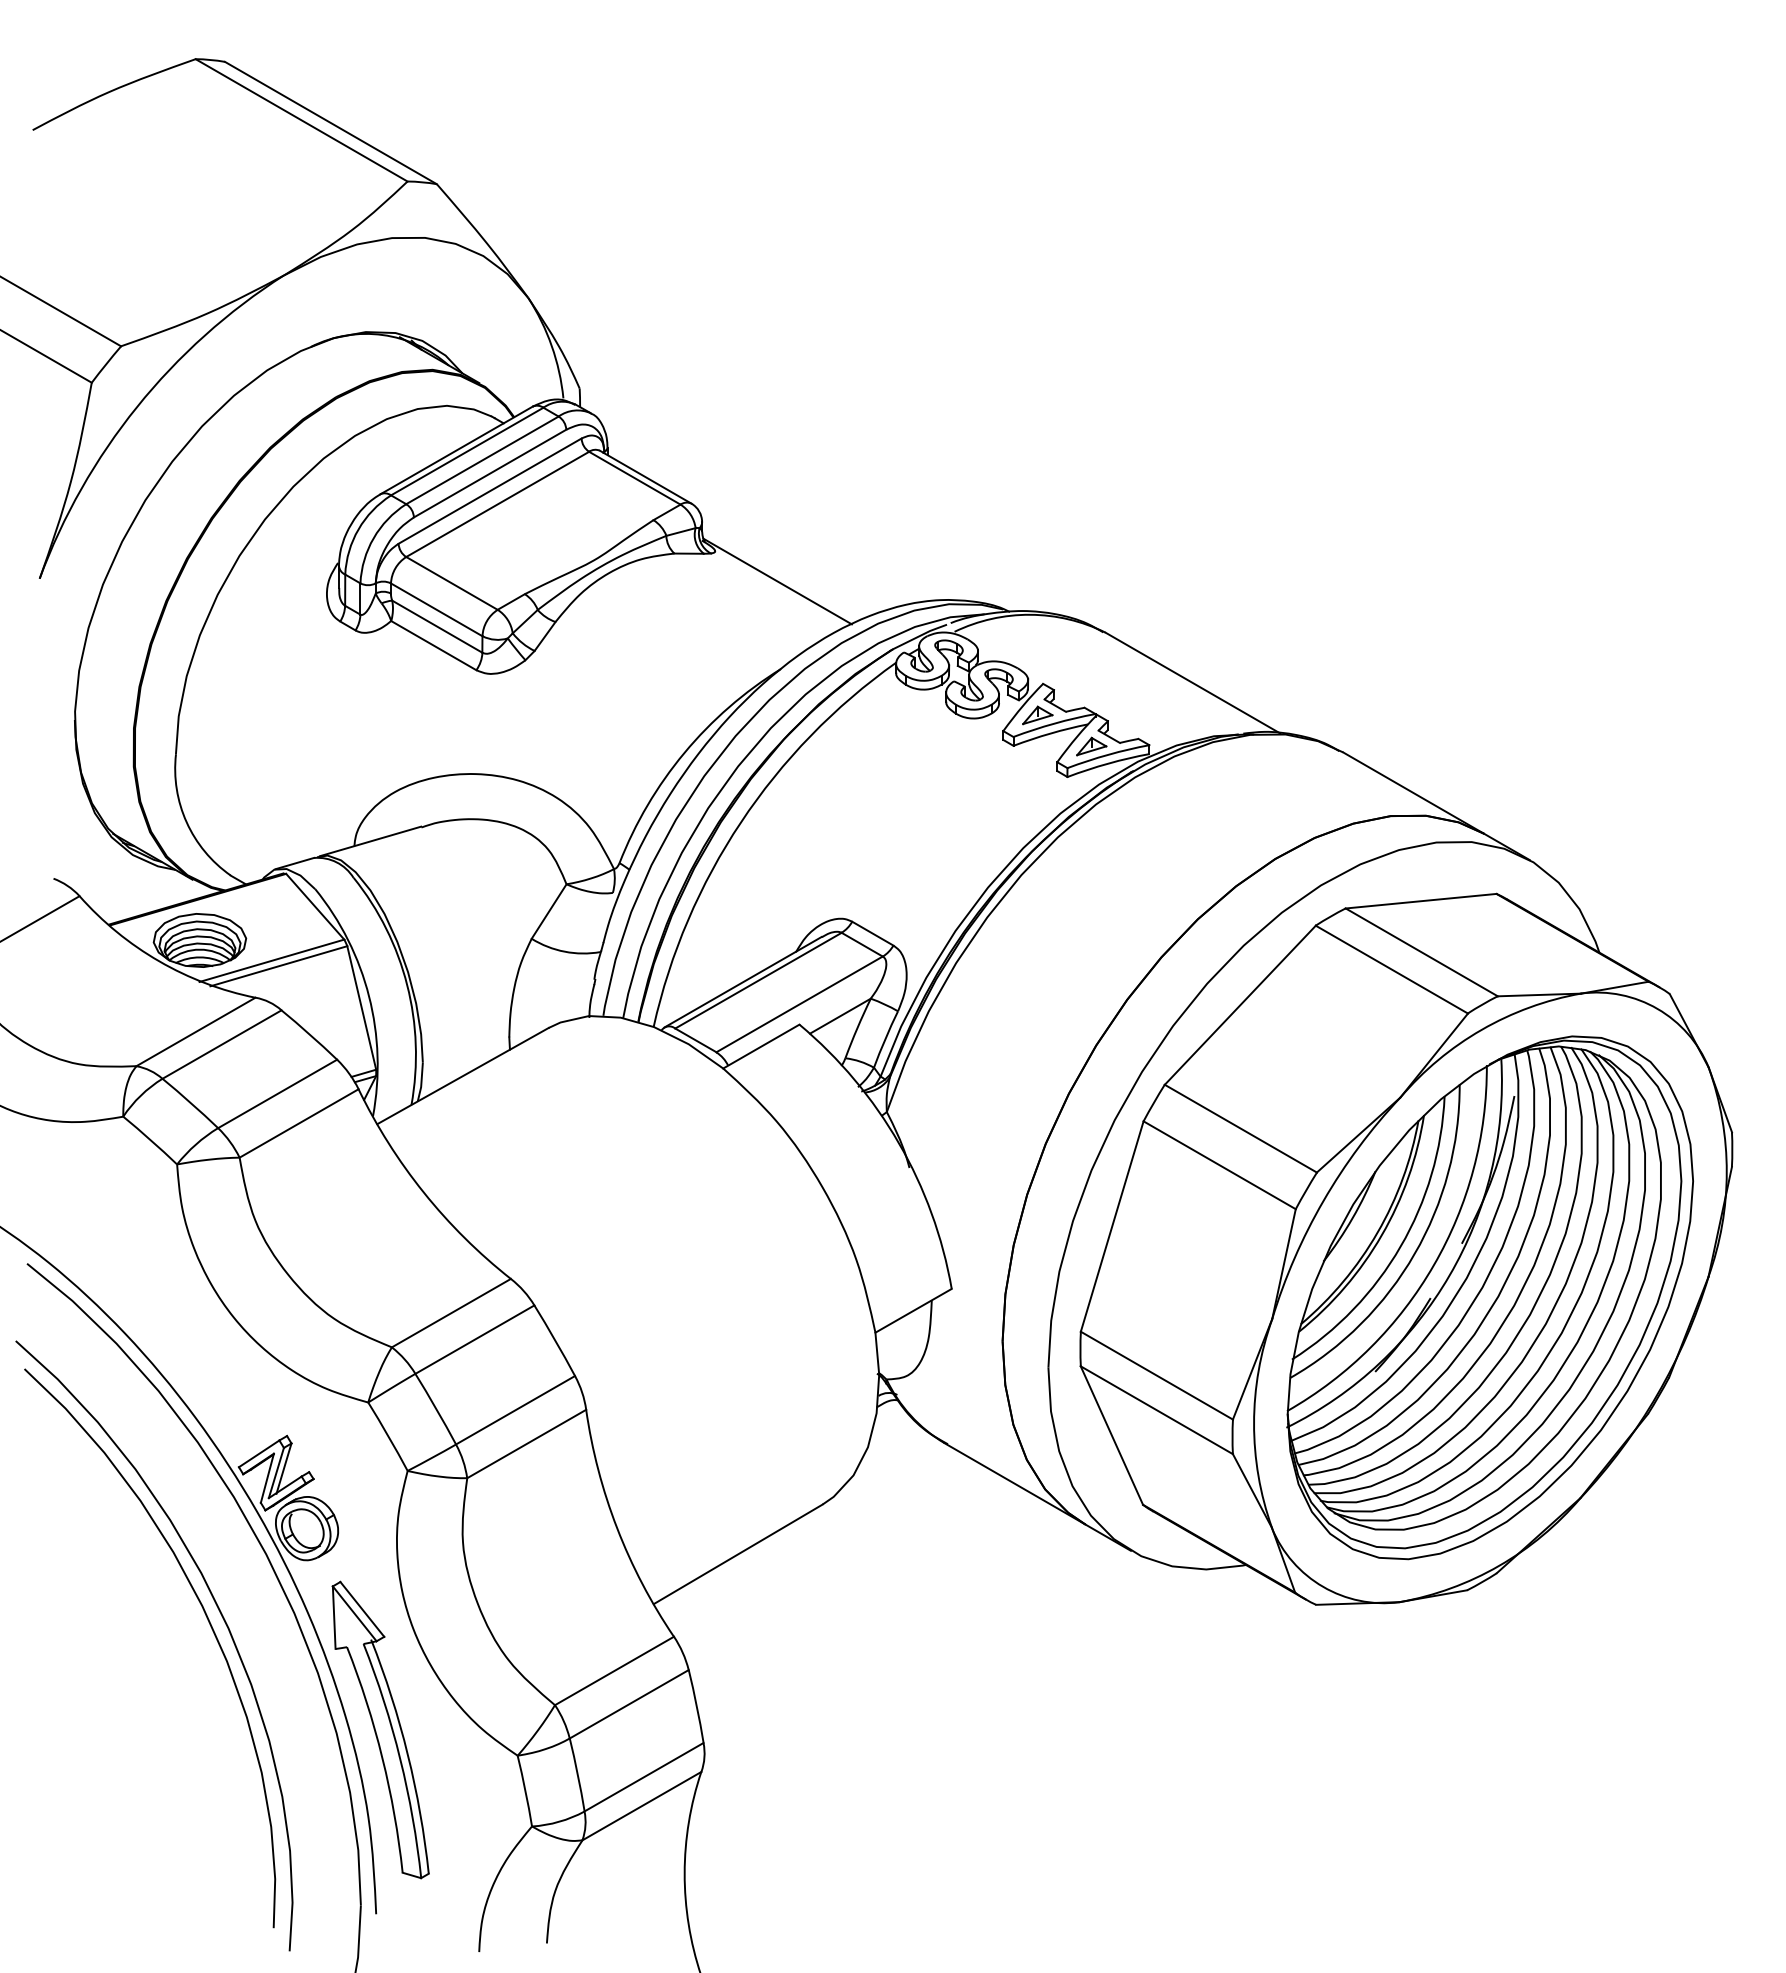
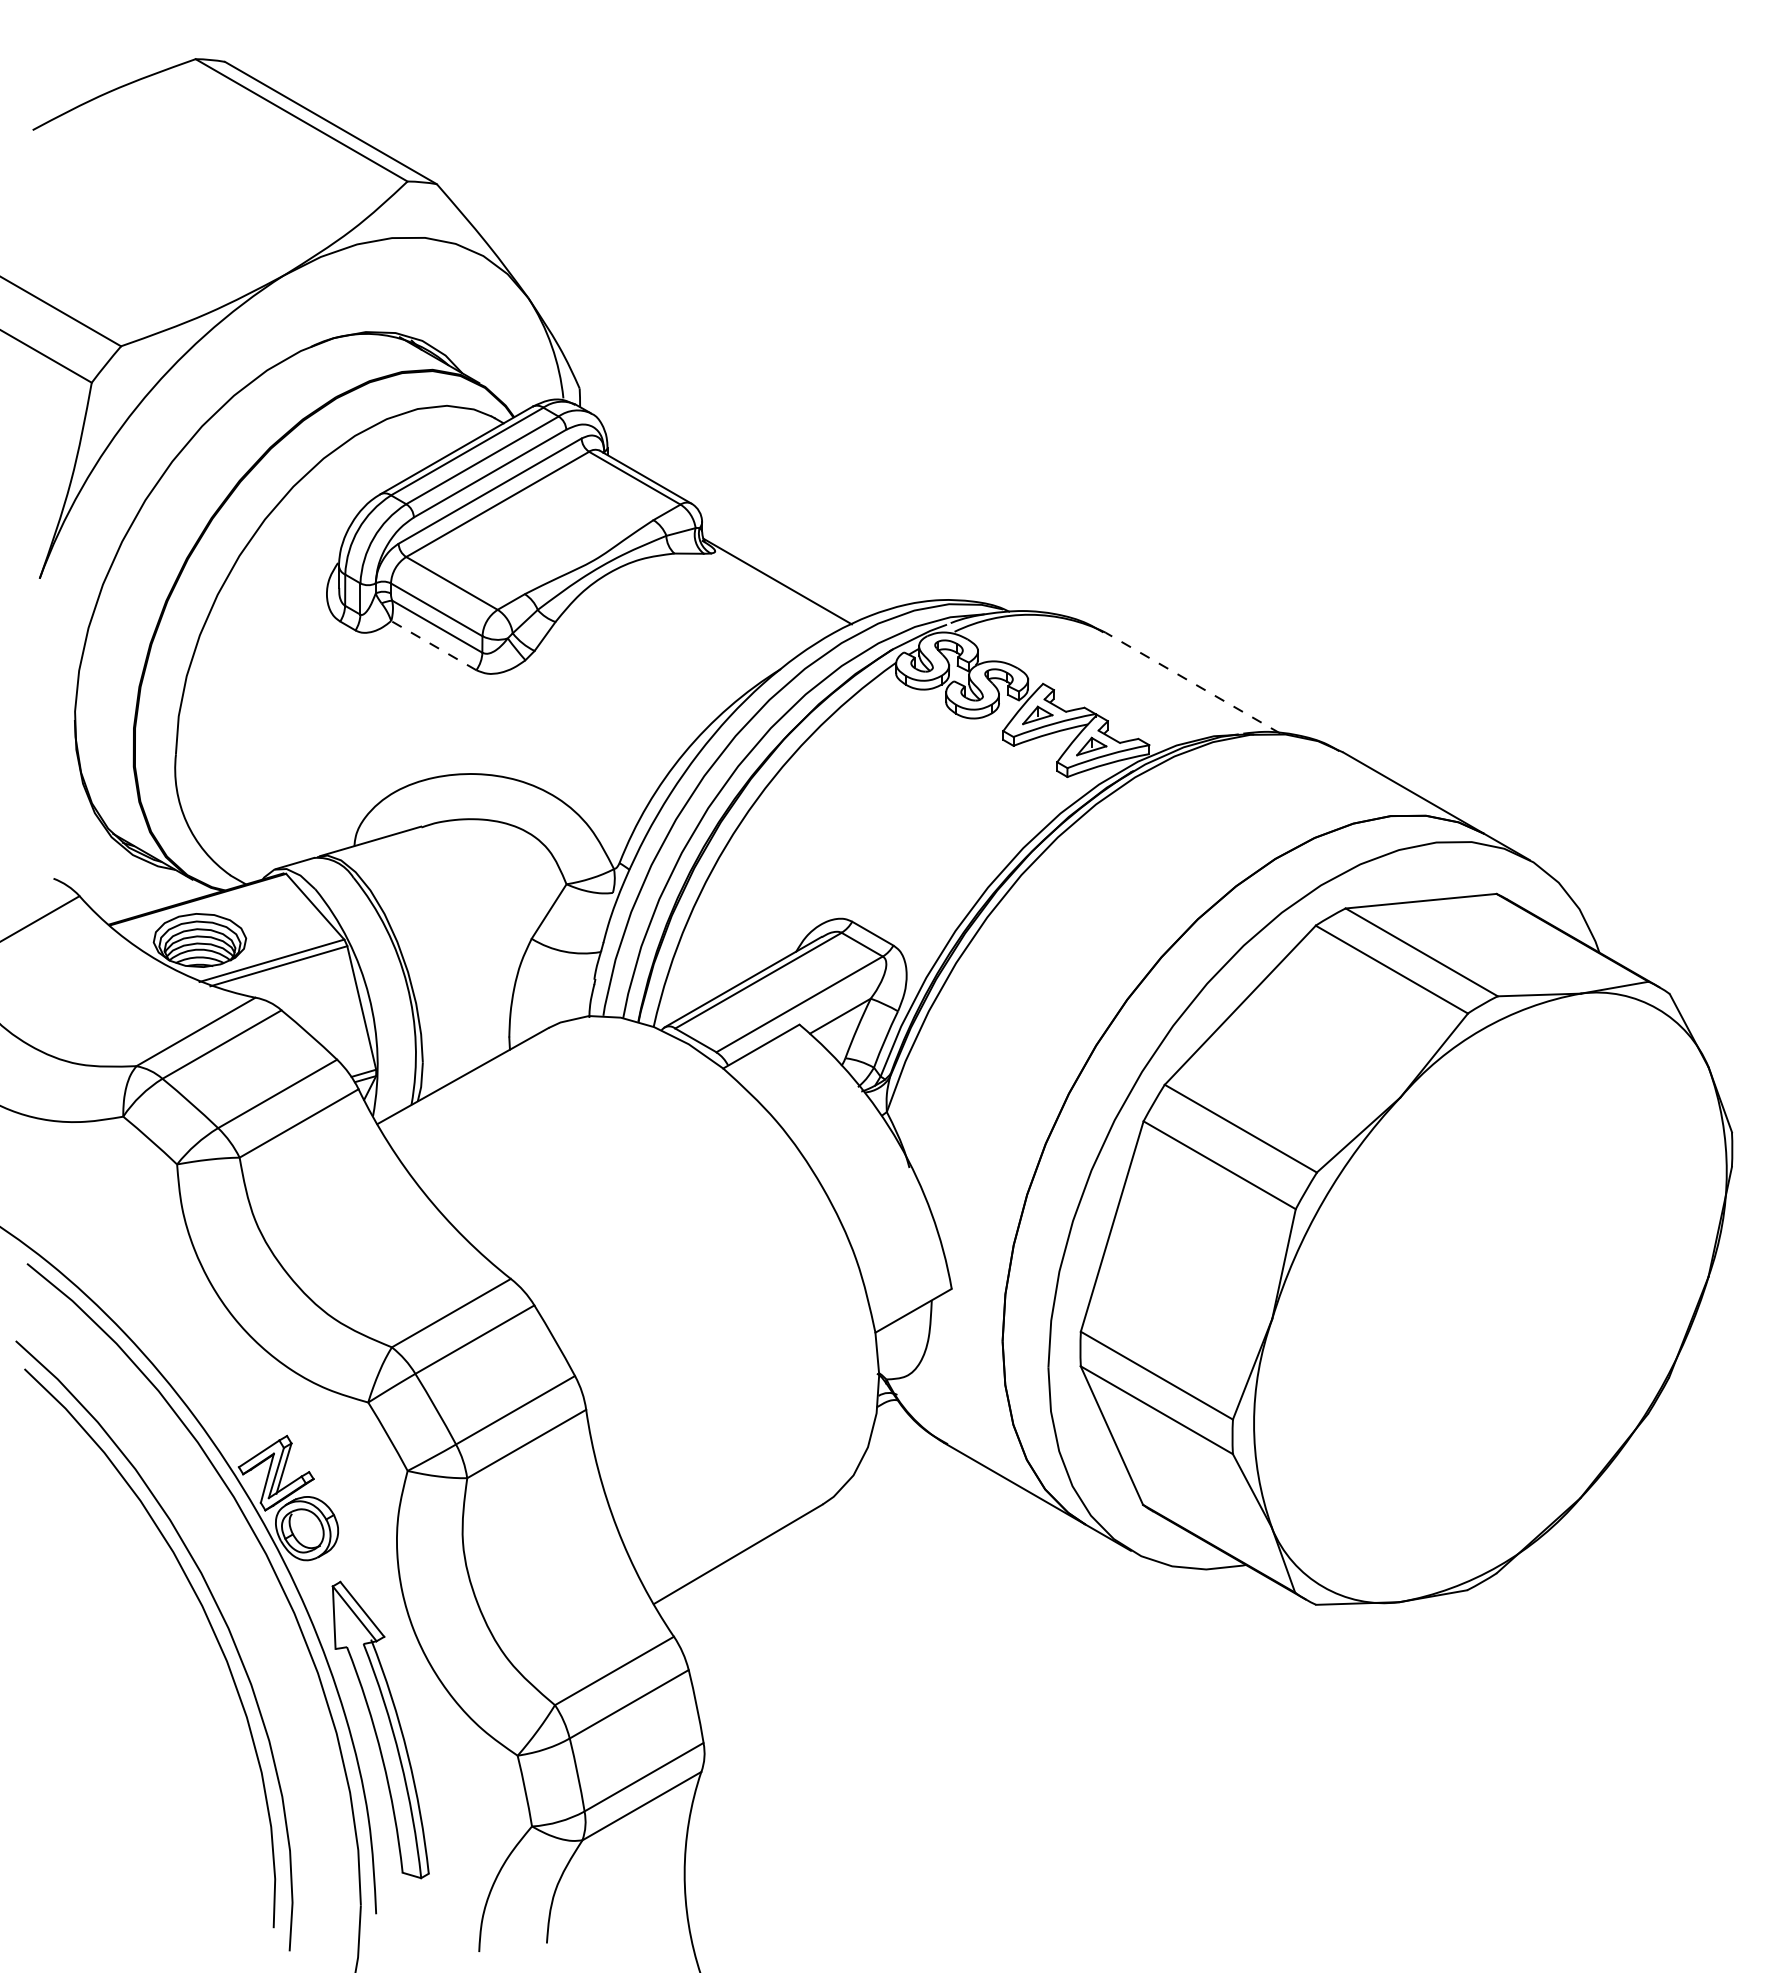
line: solid -> dashed (433, 645)
line: solid -> dashed (1193, 683)
part: present -> none (1489, 1297)
